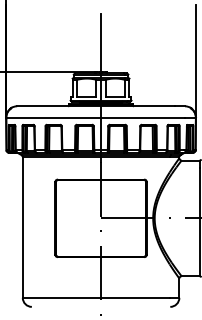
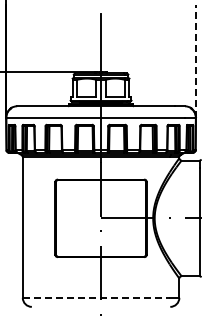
line: solid -> dashed (196, 60)
line: solid -> dashed (96, 297)
